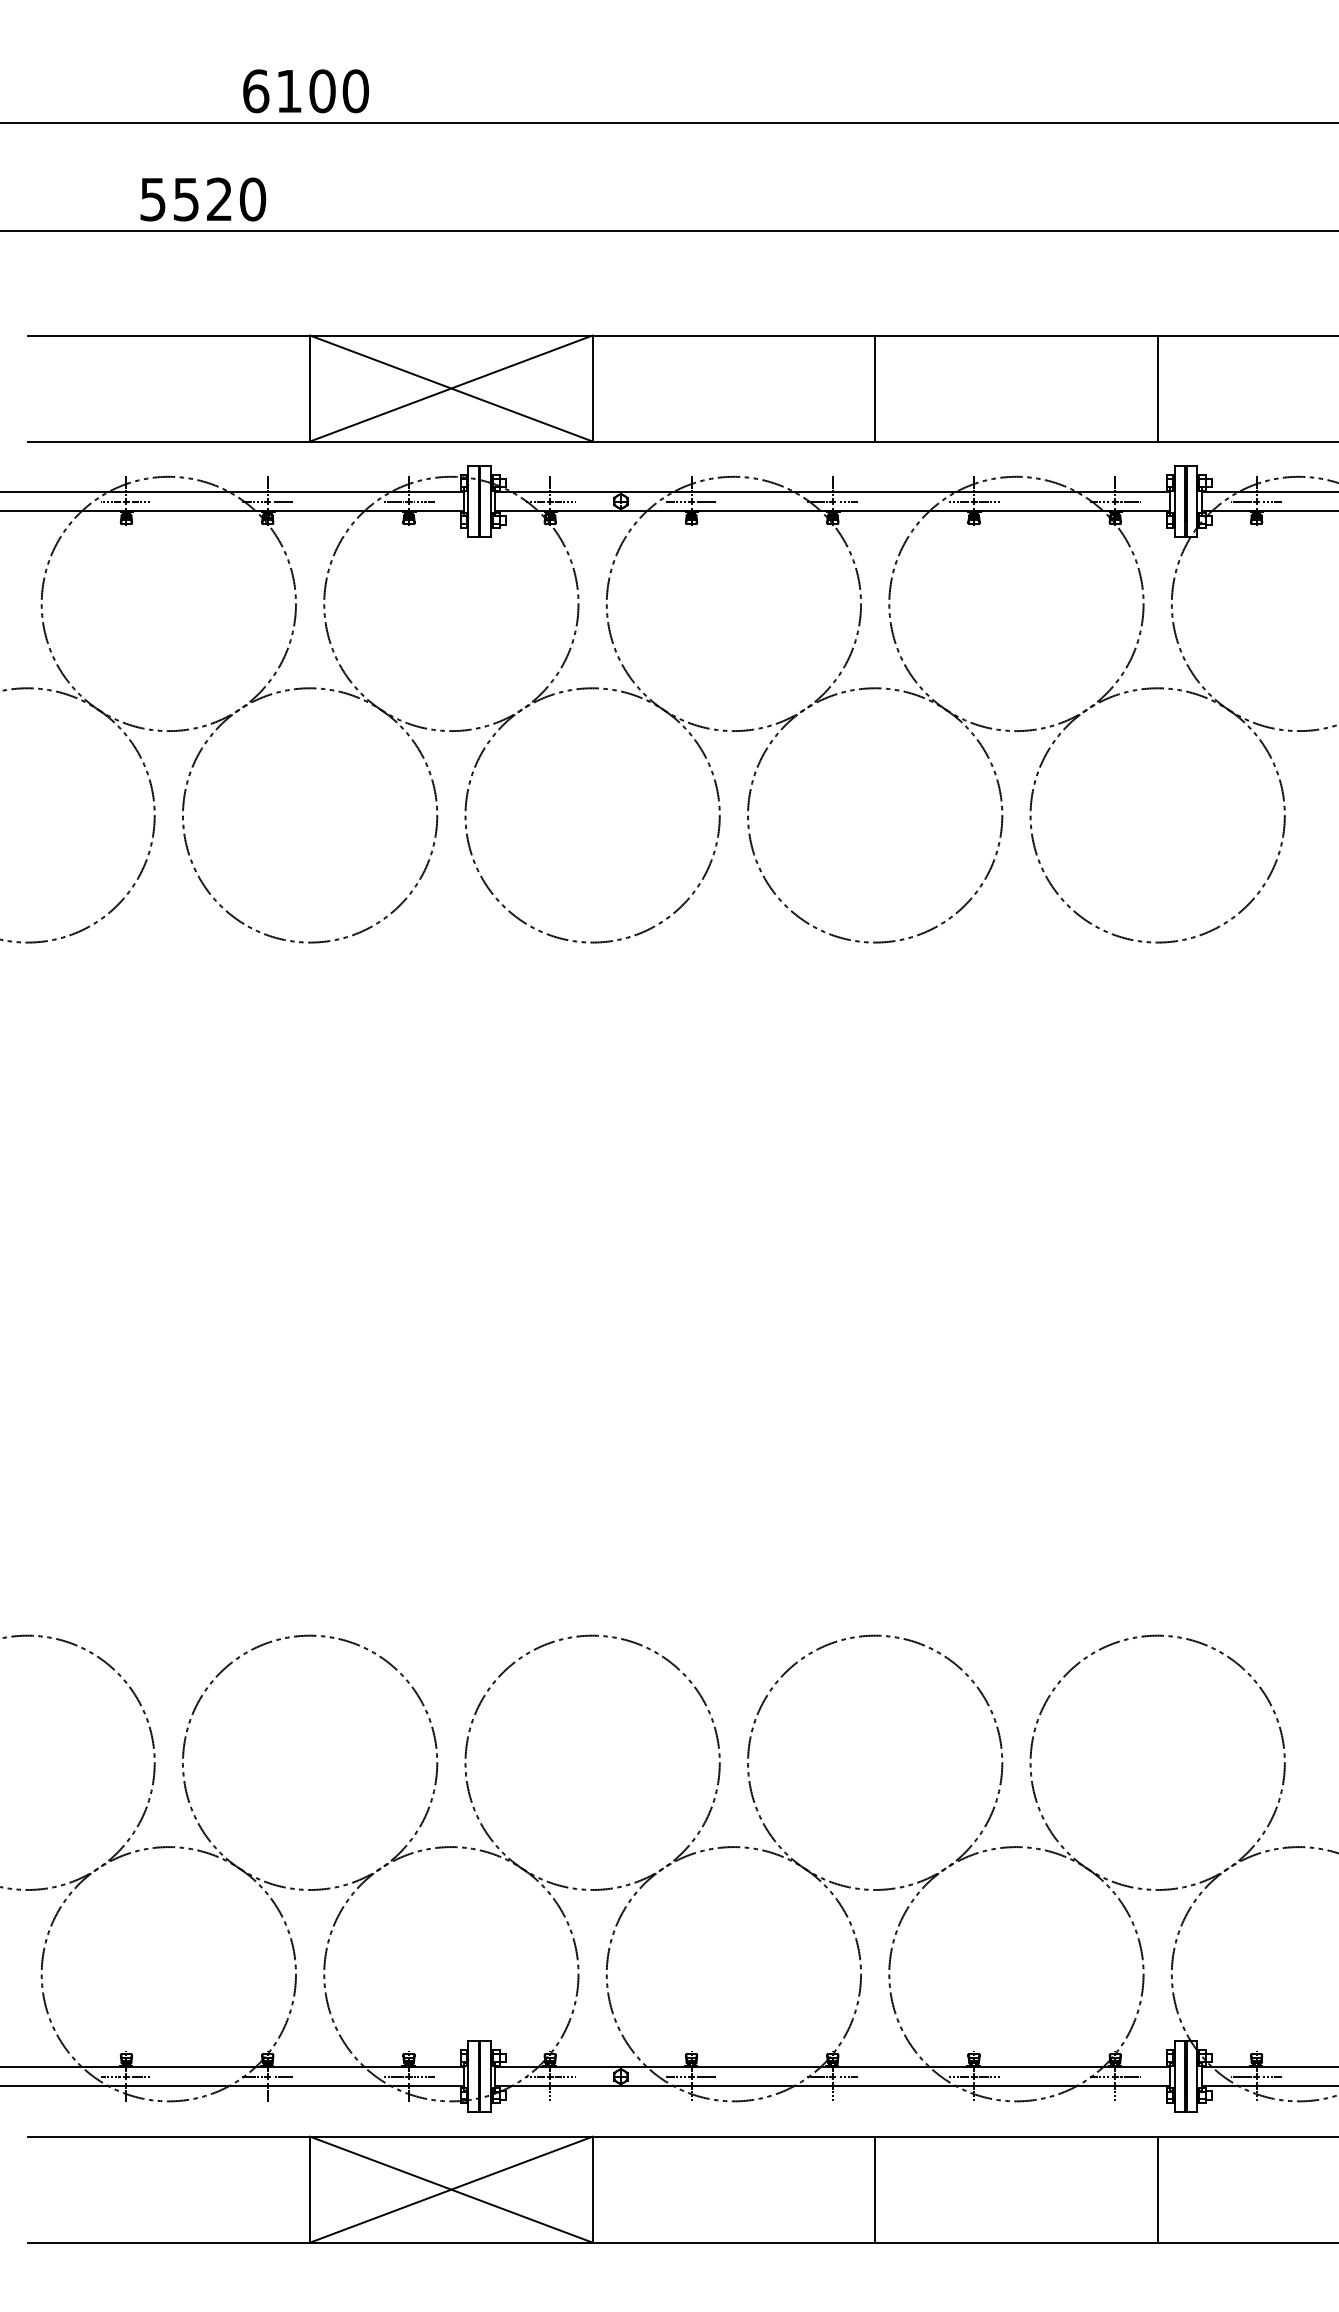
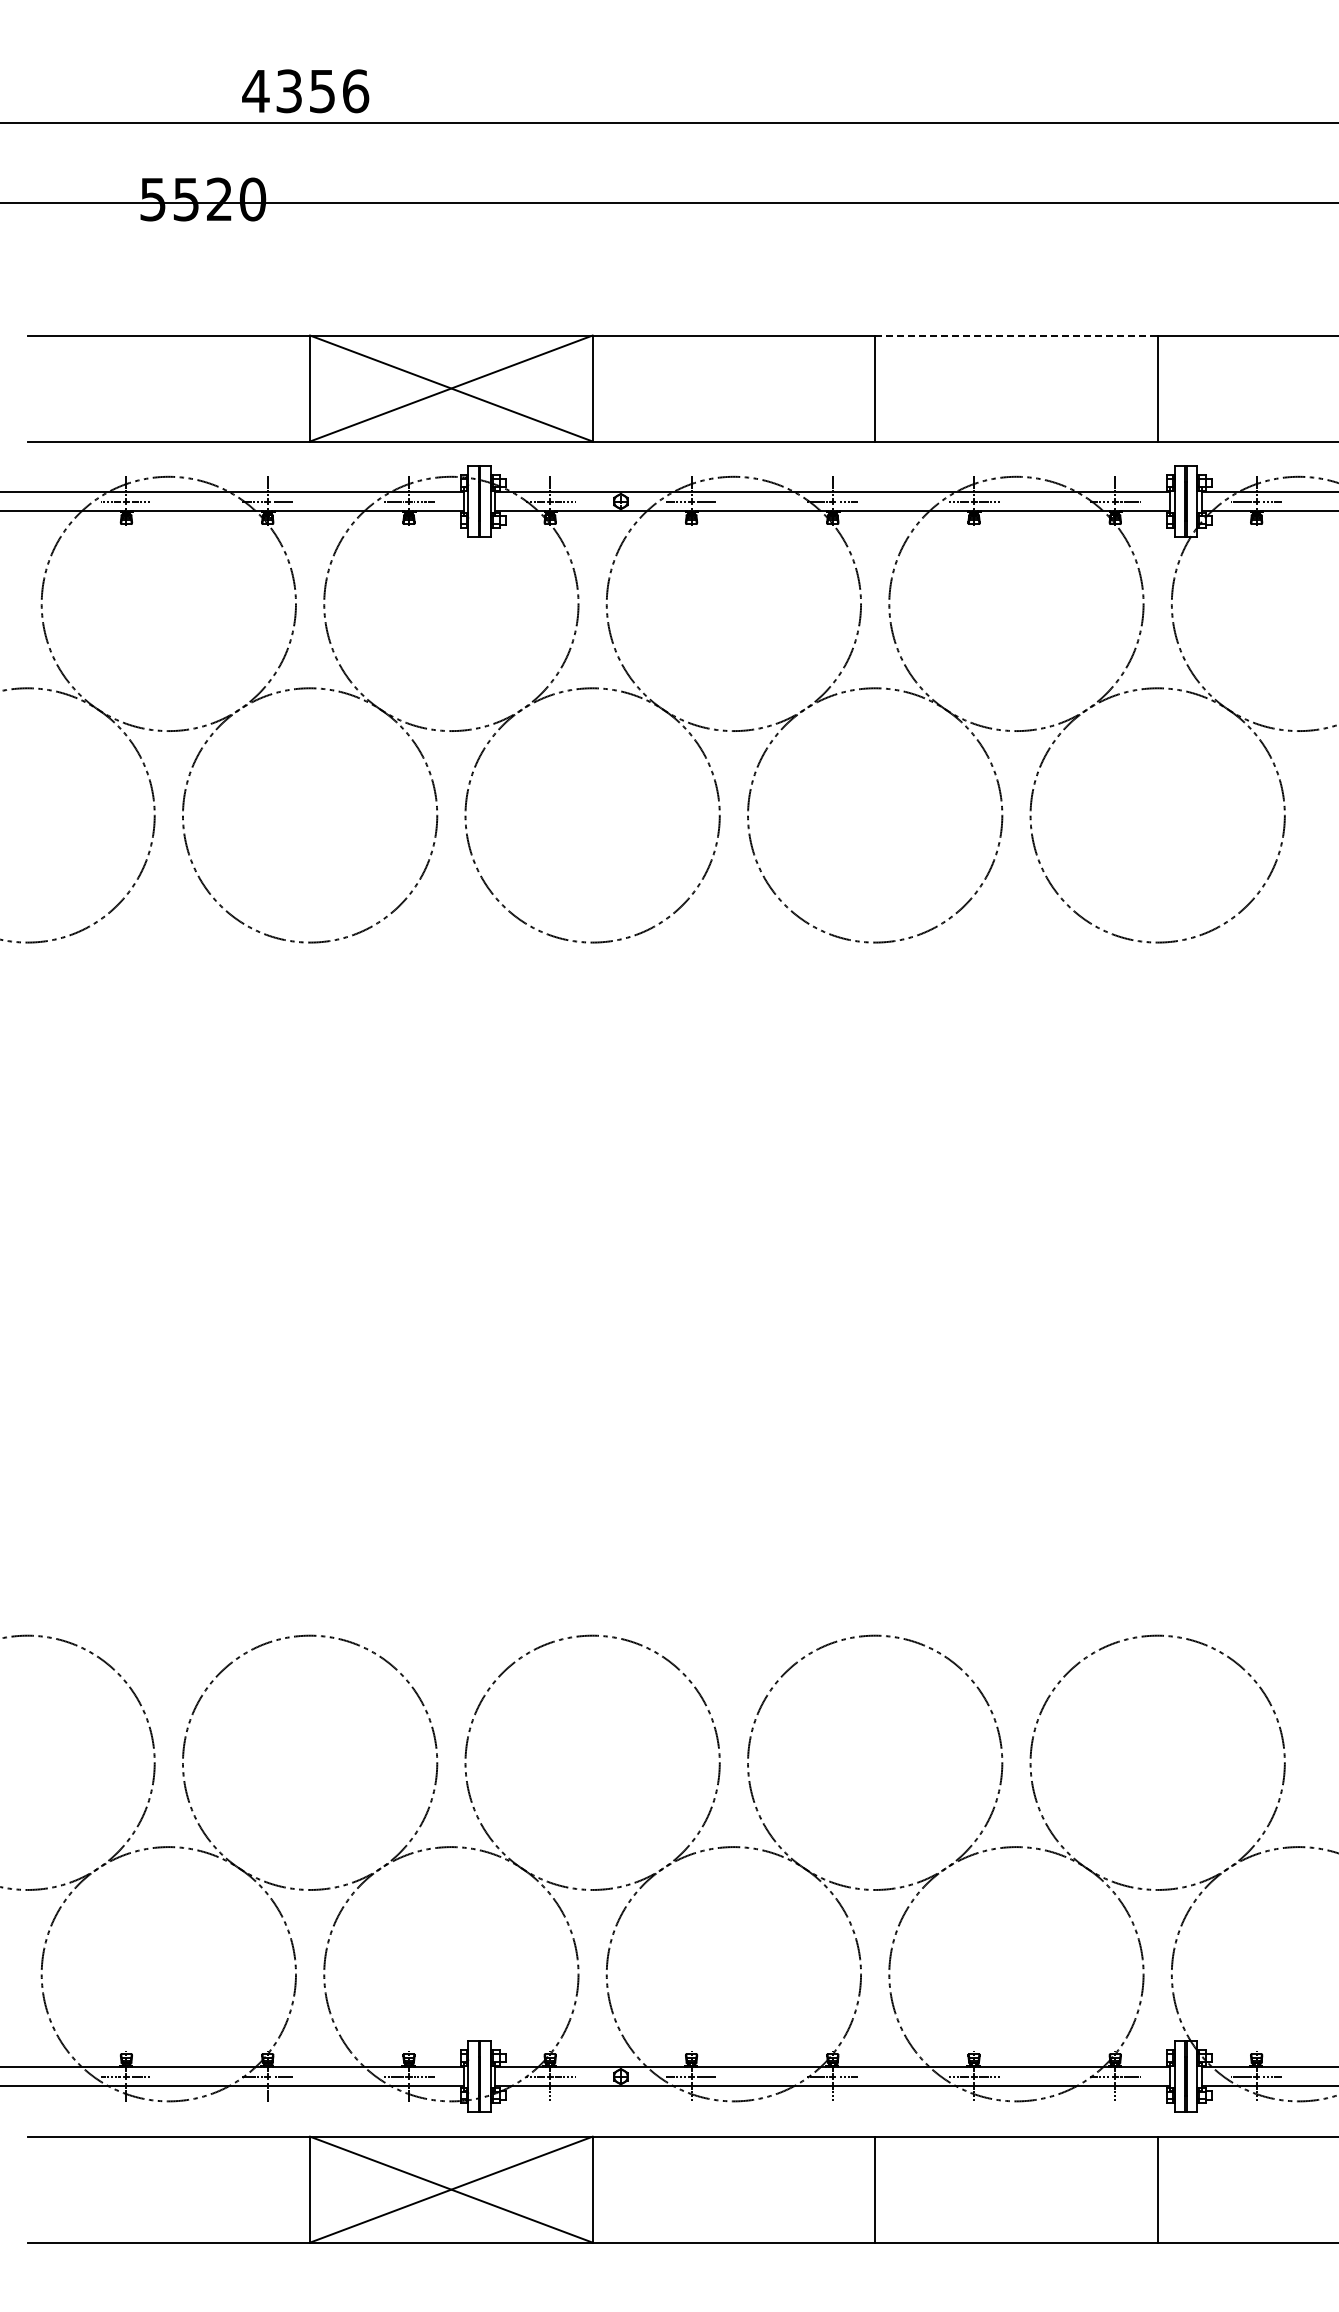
text: 6100 -> 4356 (305, 91)
line position: (668, 231) -> (668, 203) (668, 203)
line: solid -> dashed (1016, 335)
